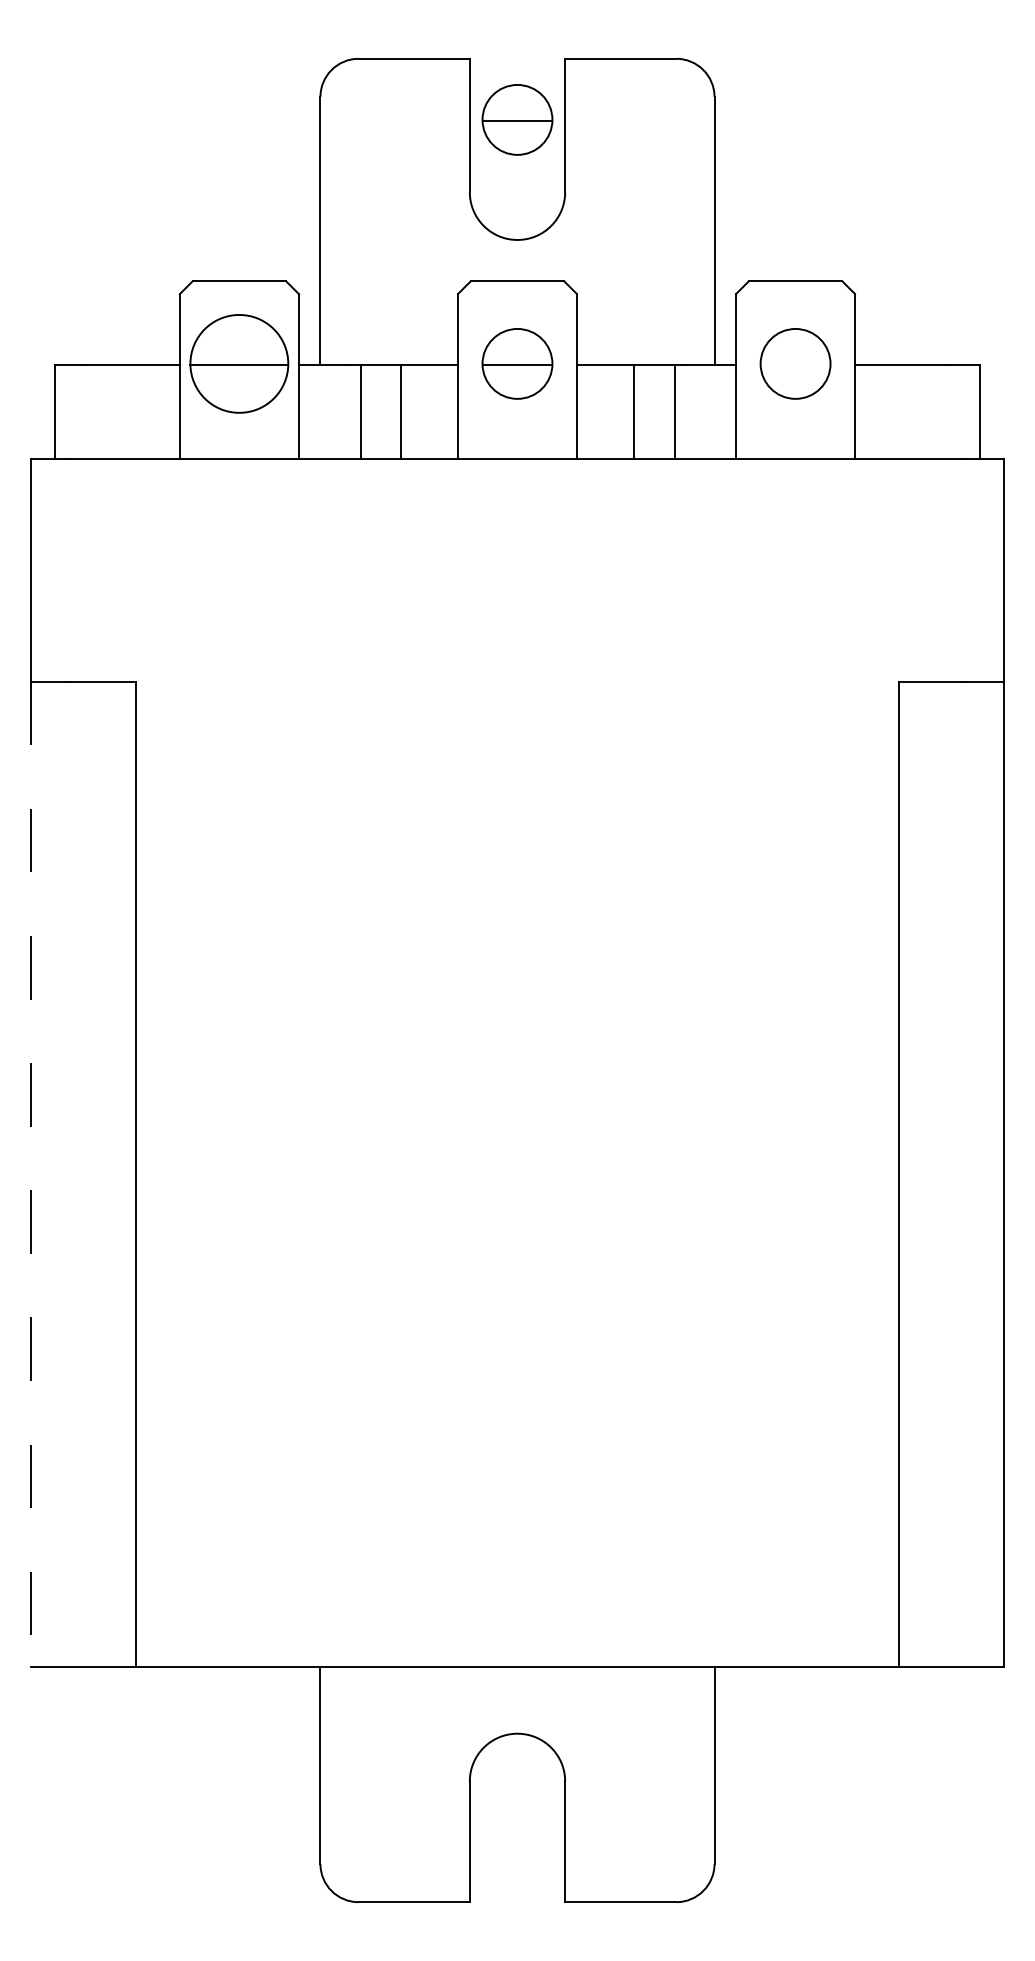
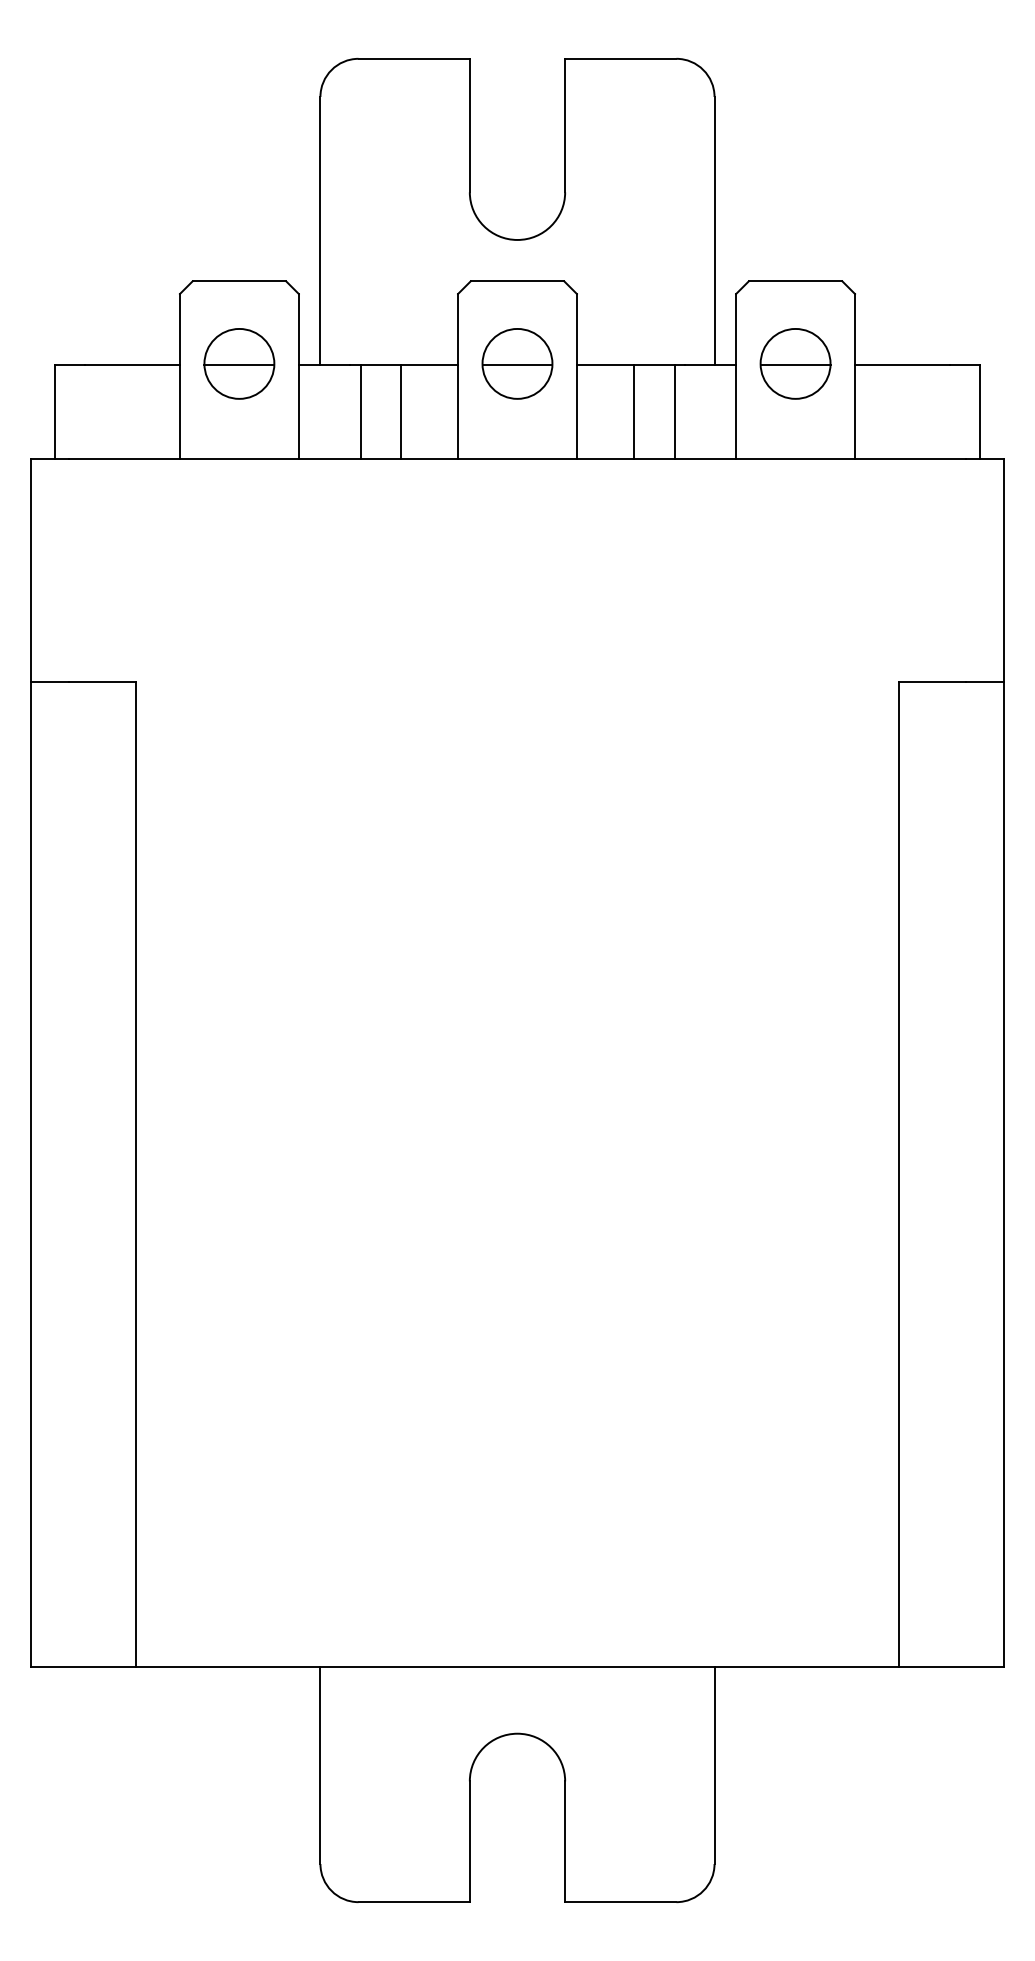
part: present -> none (517, 119)
part size: 101x100 px -> 73x72 px (239, 363)
line: none -> present (795, 364)
line: dashed -> solid (31, 1174)
